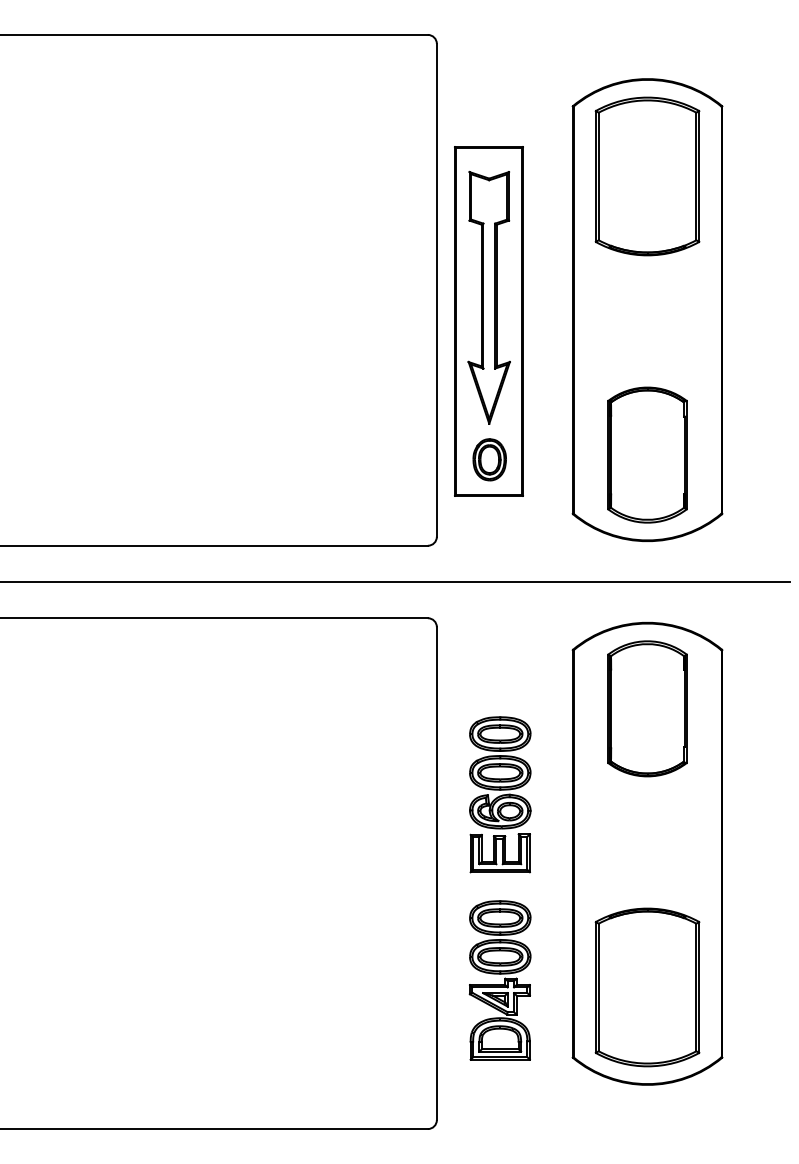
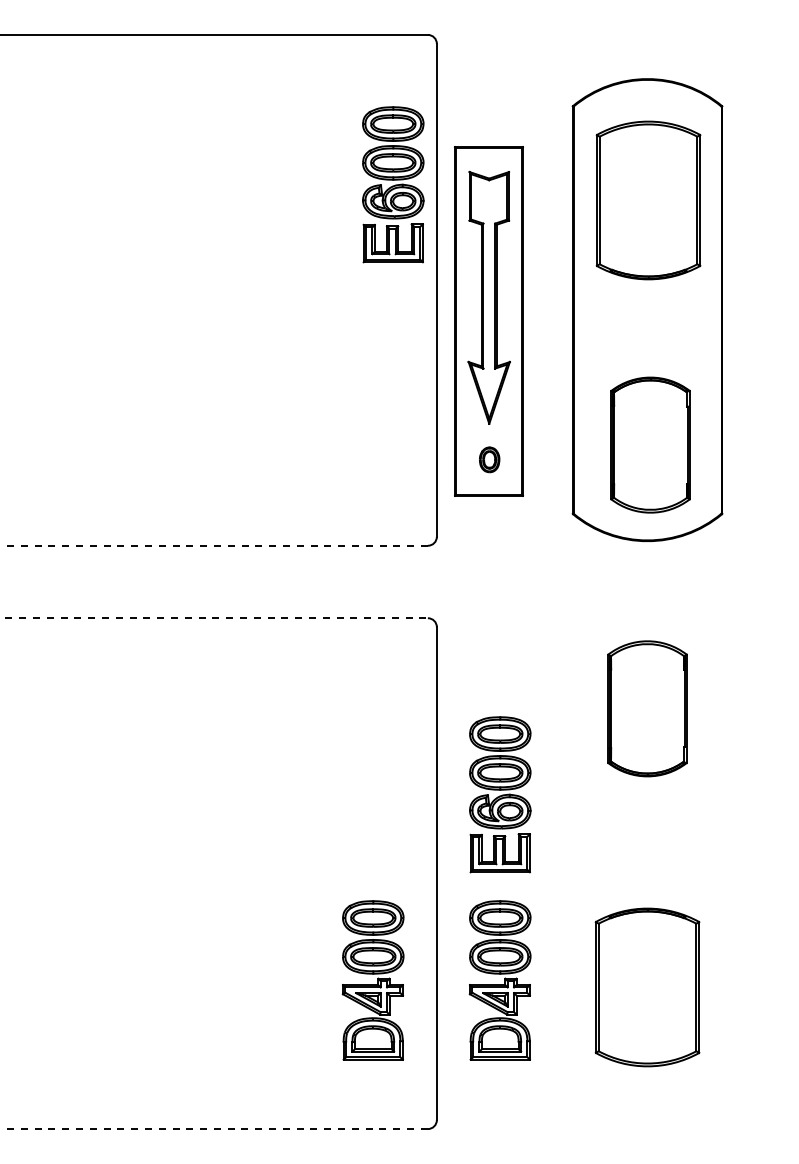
part position: (647, 176) -> (648, 200) (648, 200)
part: none -> present (393, 184)
part position: (647, 454) -> (650, 444) (650, 444)
part size: 35x44 px -> 22x28 px (489, 459)
line: solid -> dashed (214, 545)
line: present -> none (396, 581)
line: solid -> dashed (214, 618)
part: present -> none (647, 853)
part: none -> present (372, 980)
line: solid -> dashed (213, 1129)
